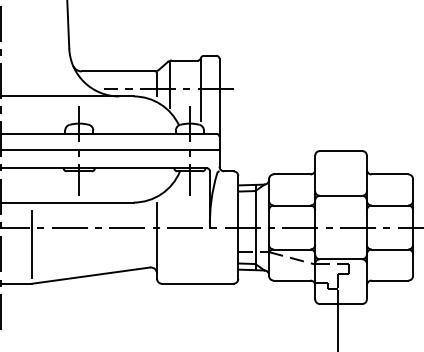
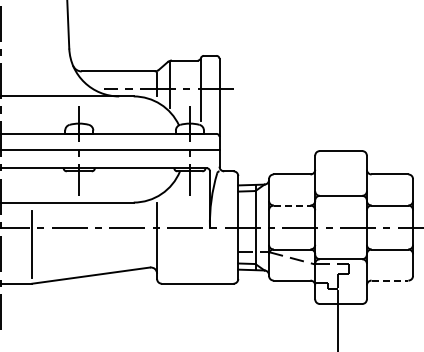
line: solid -> dashed (292, 205)
line: solid -> dashed (390, 280)
